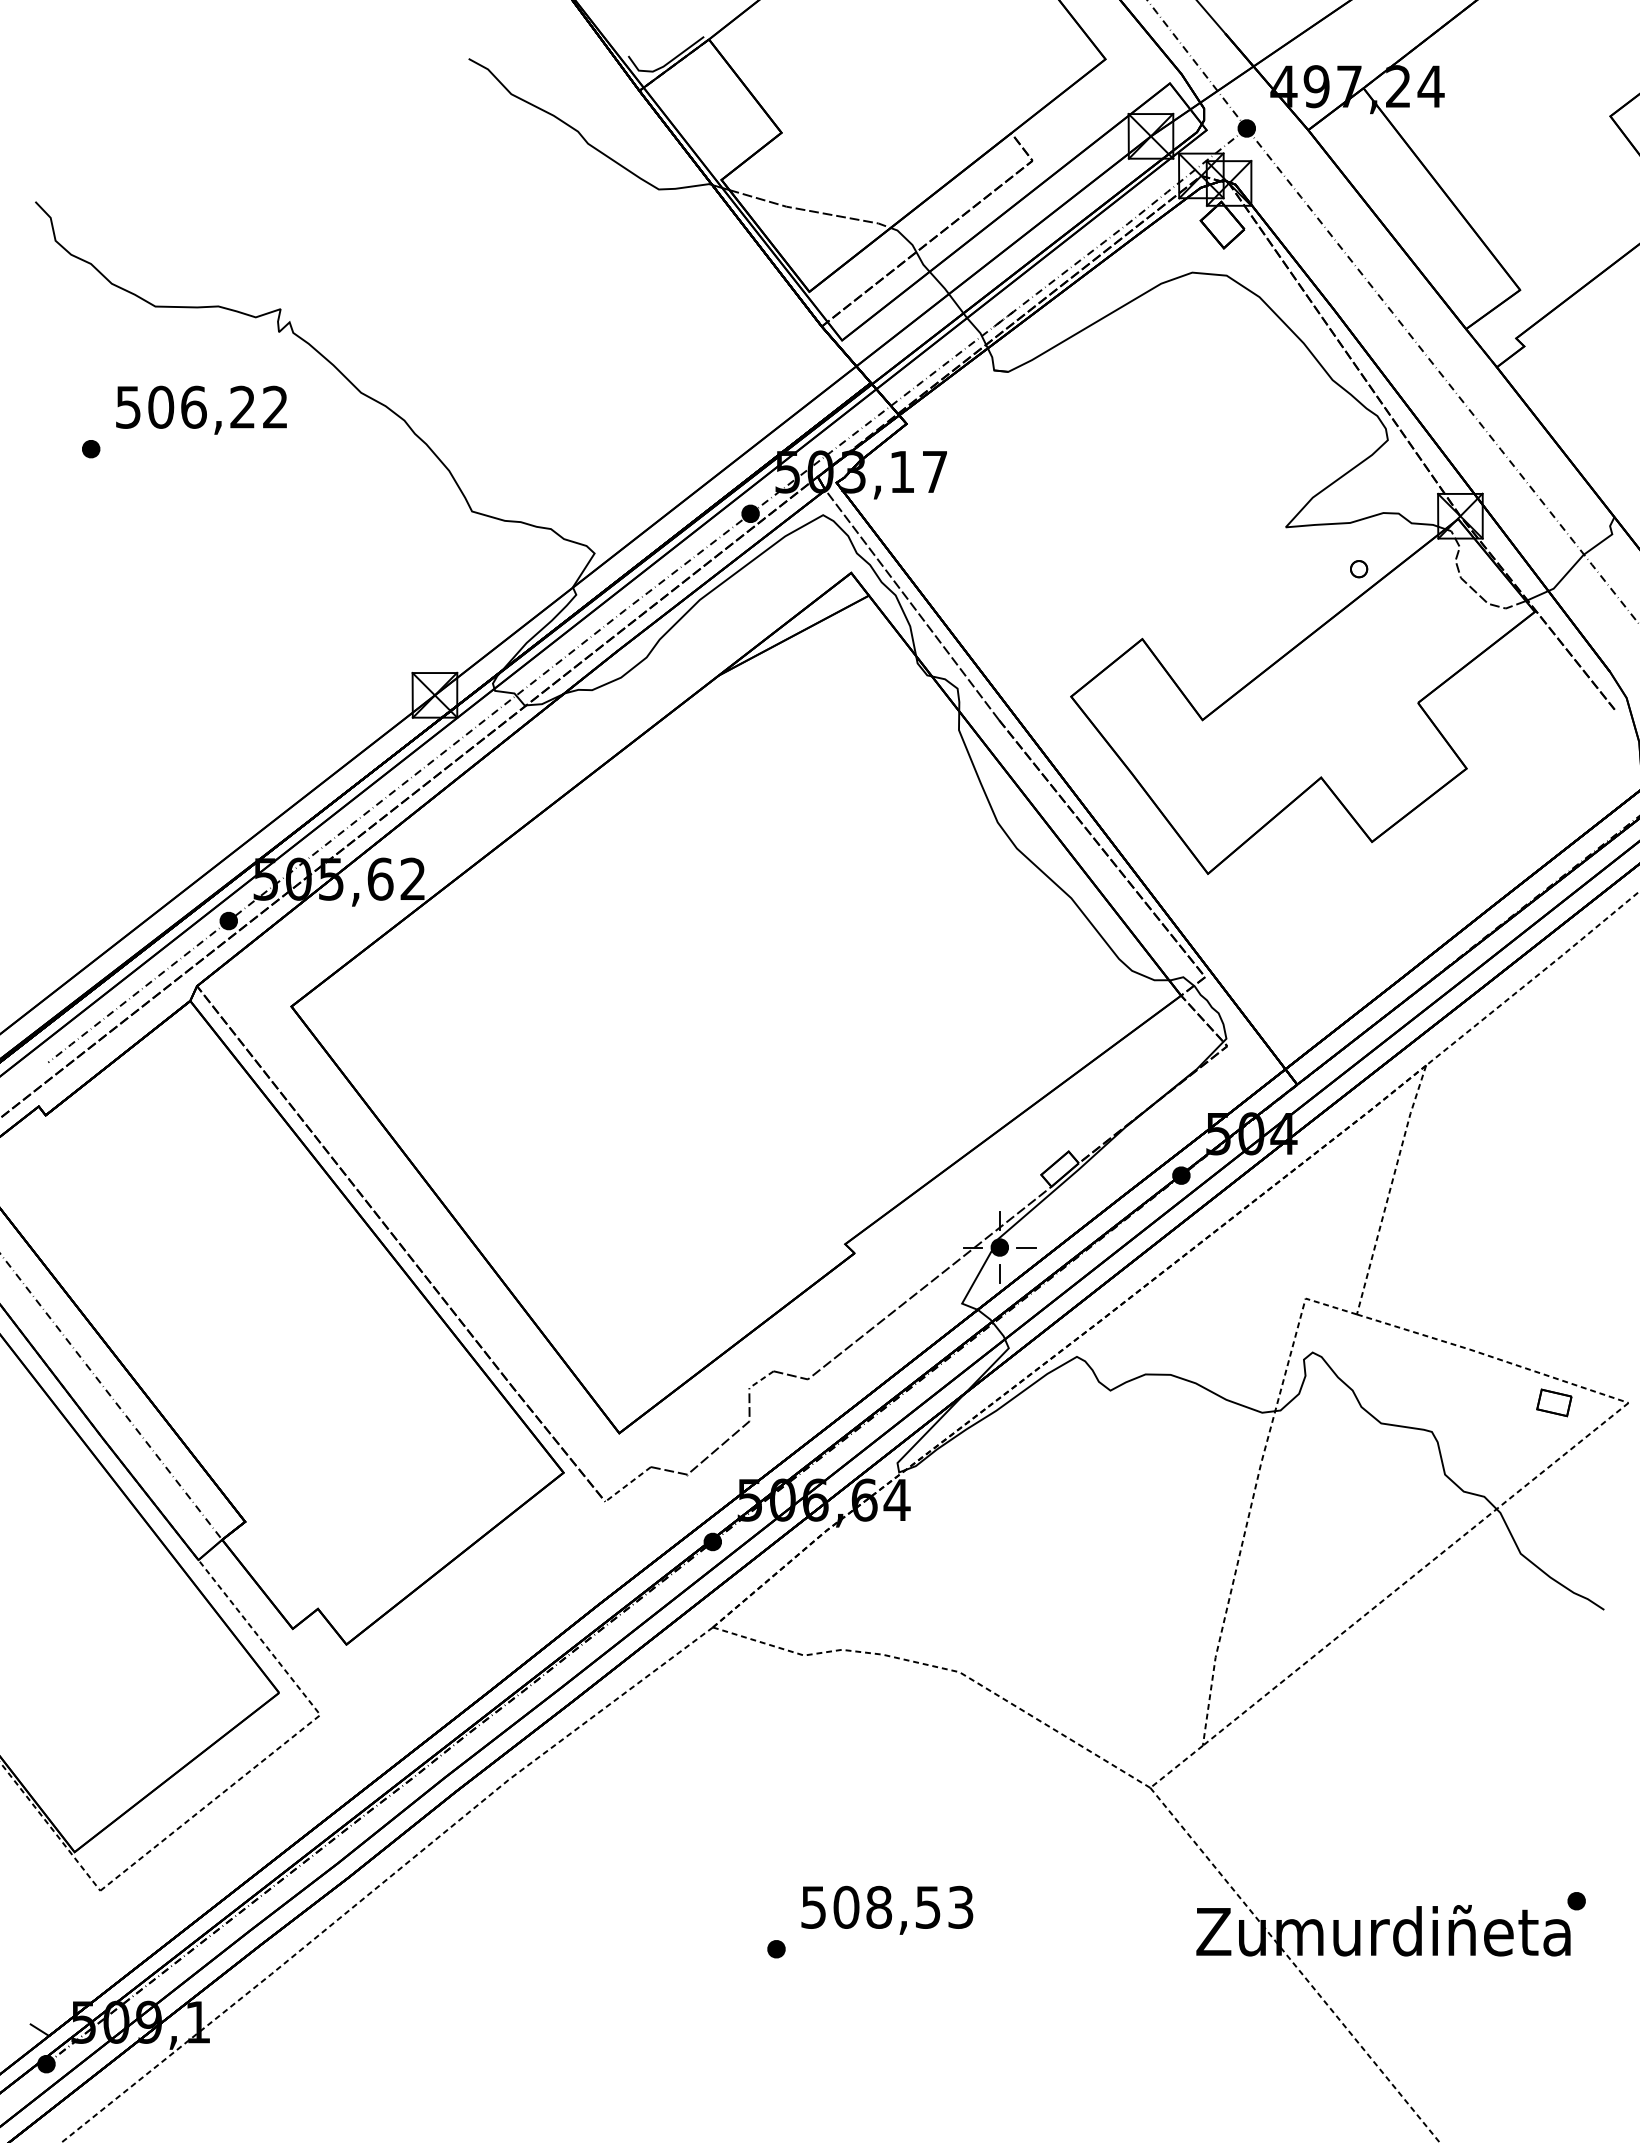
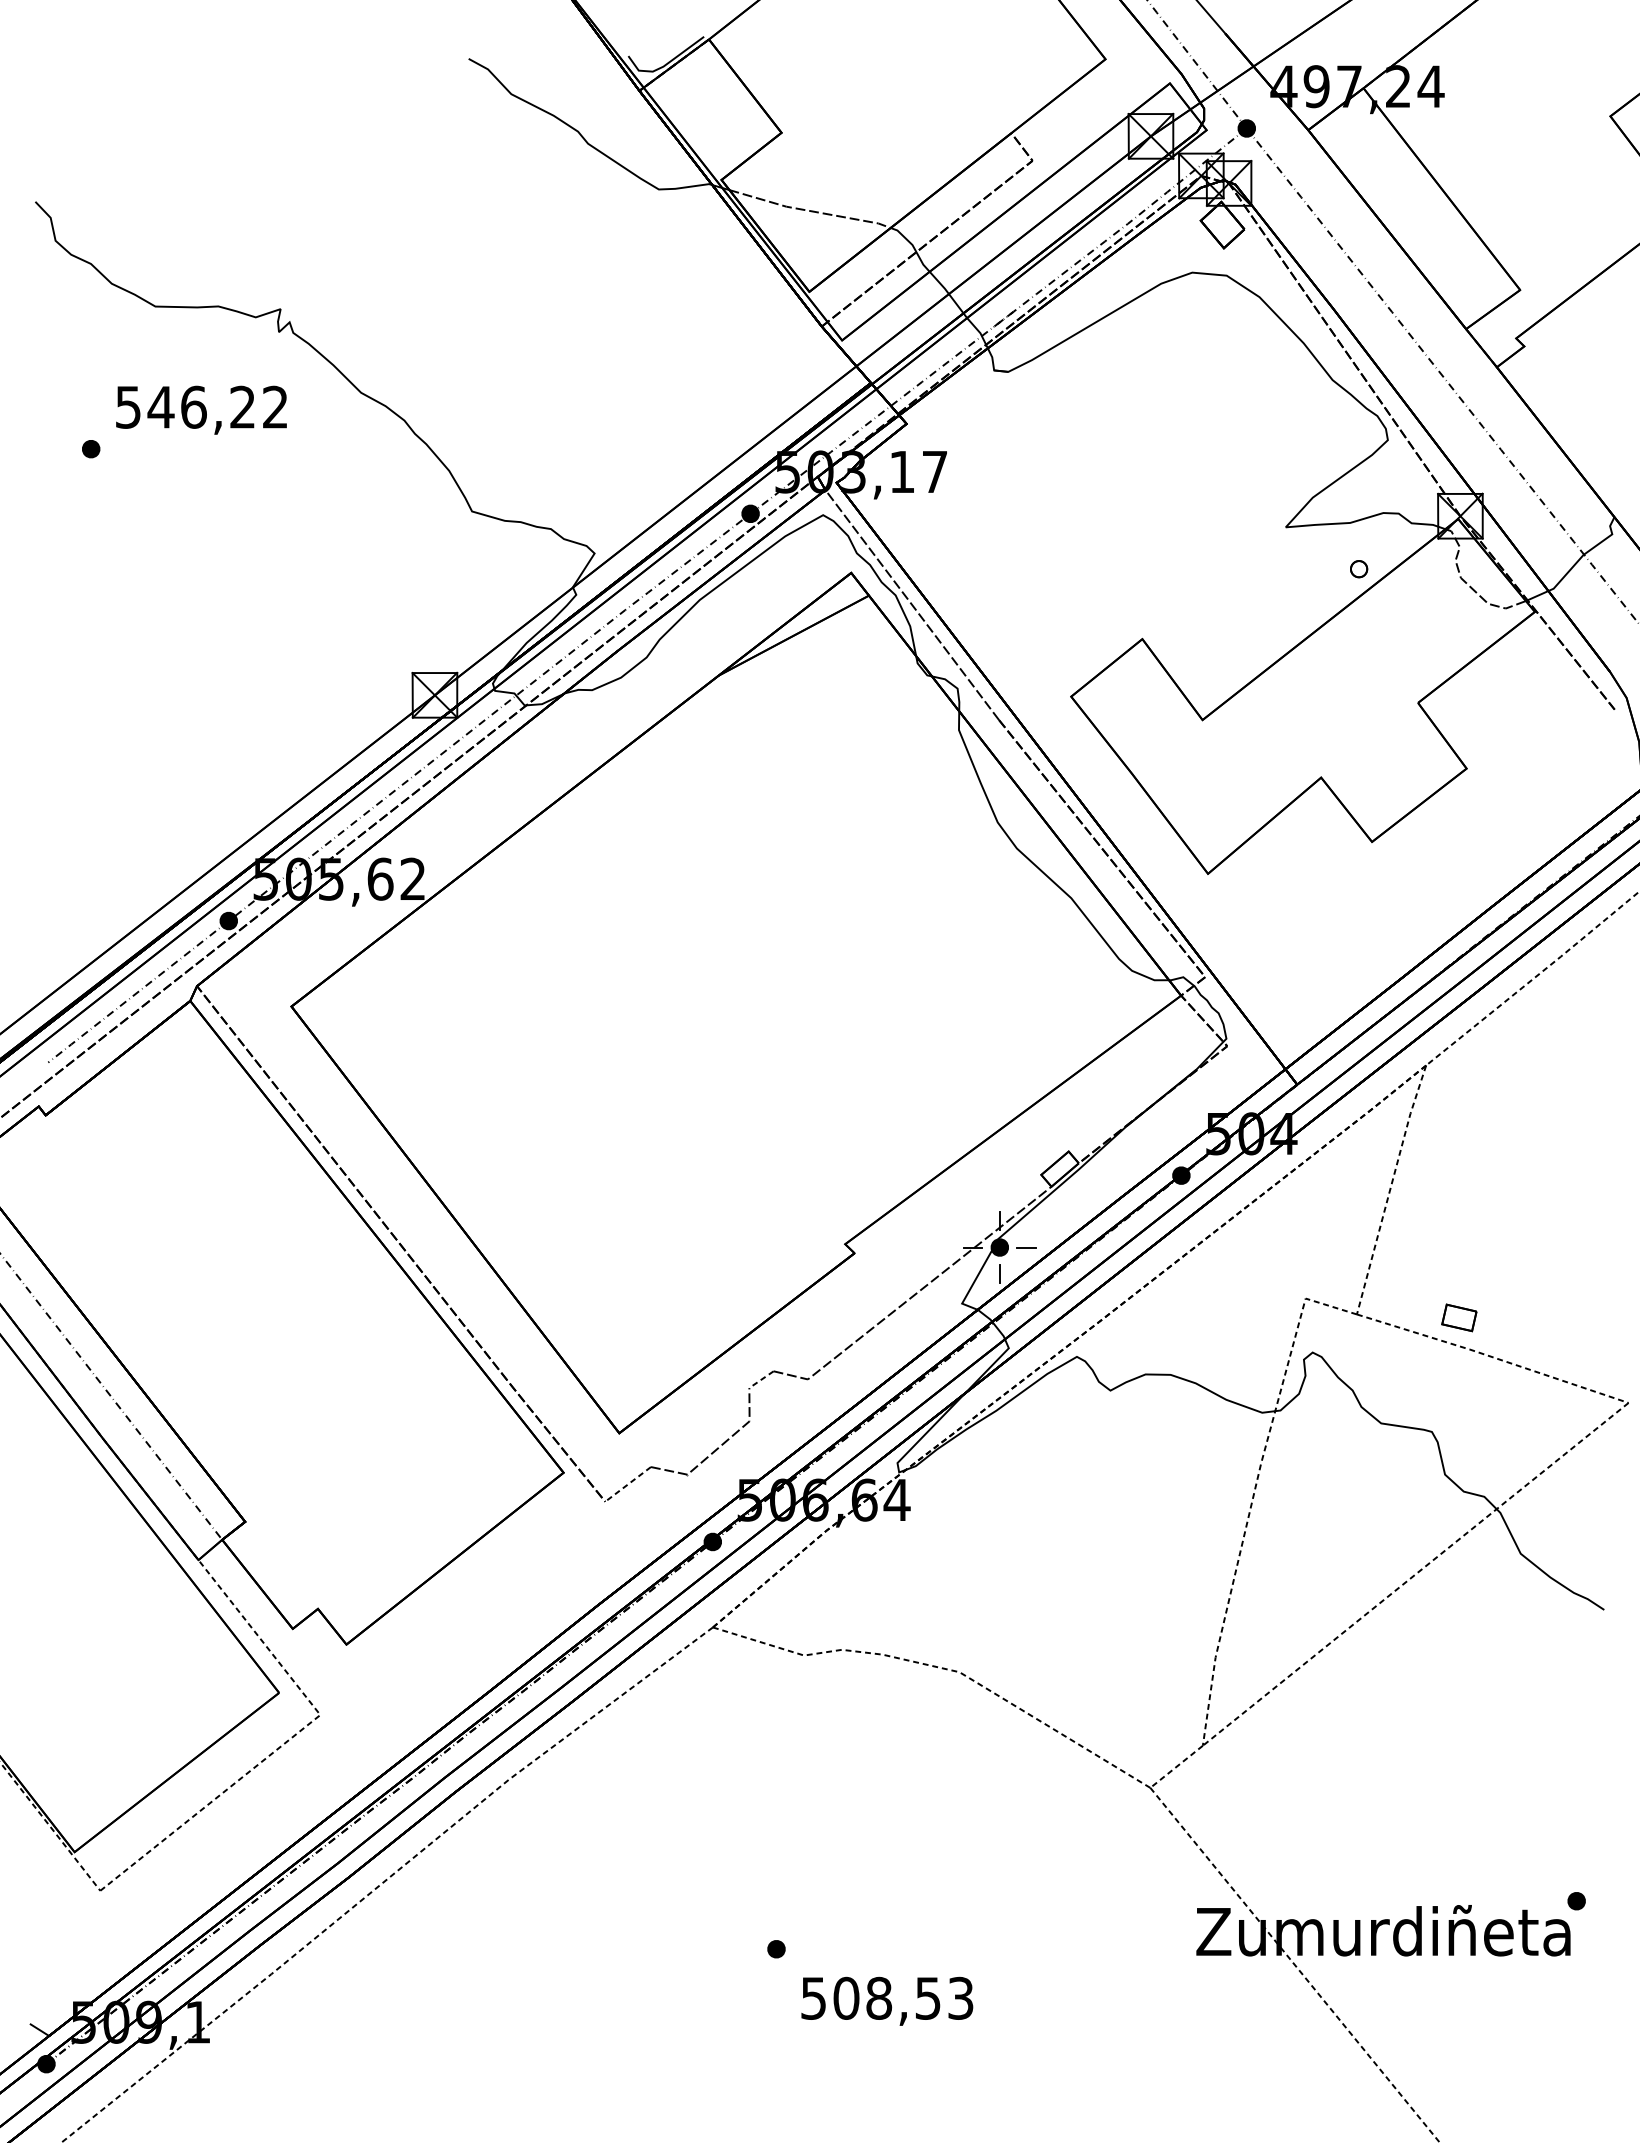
text: 506,22 -> 546,22 (160, 406)
part position: (1554, 1402) -> (1459, 1317) (1459, 1317)
text position: (887, 1909) -> (887, 2000) (887, 2000)
